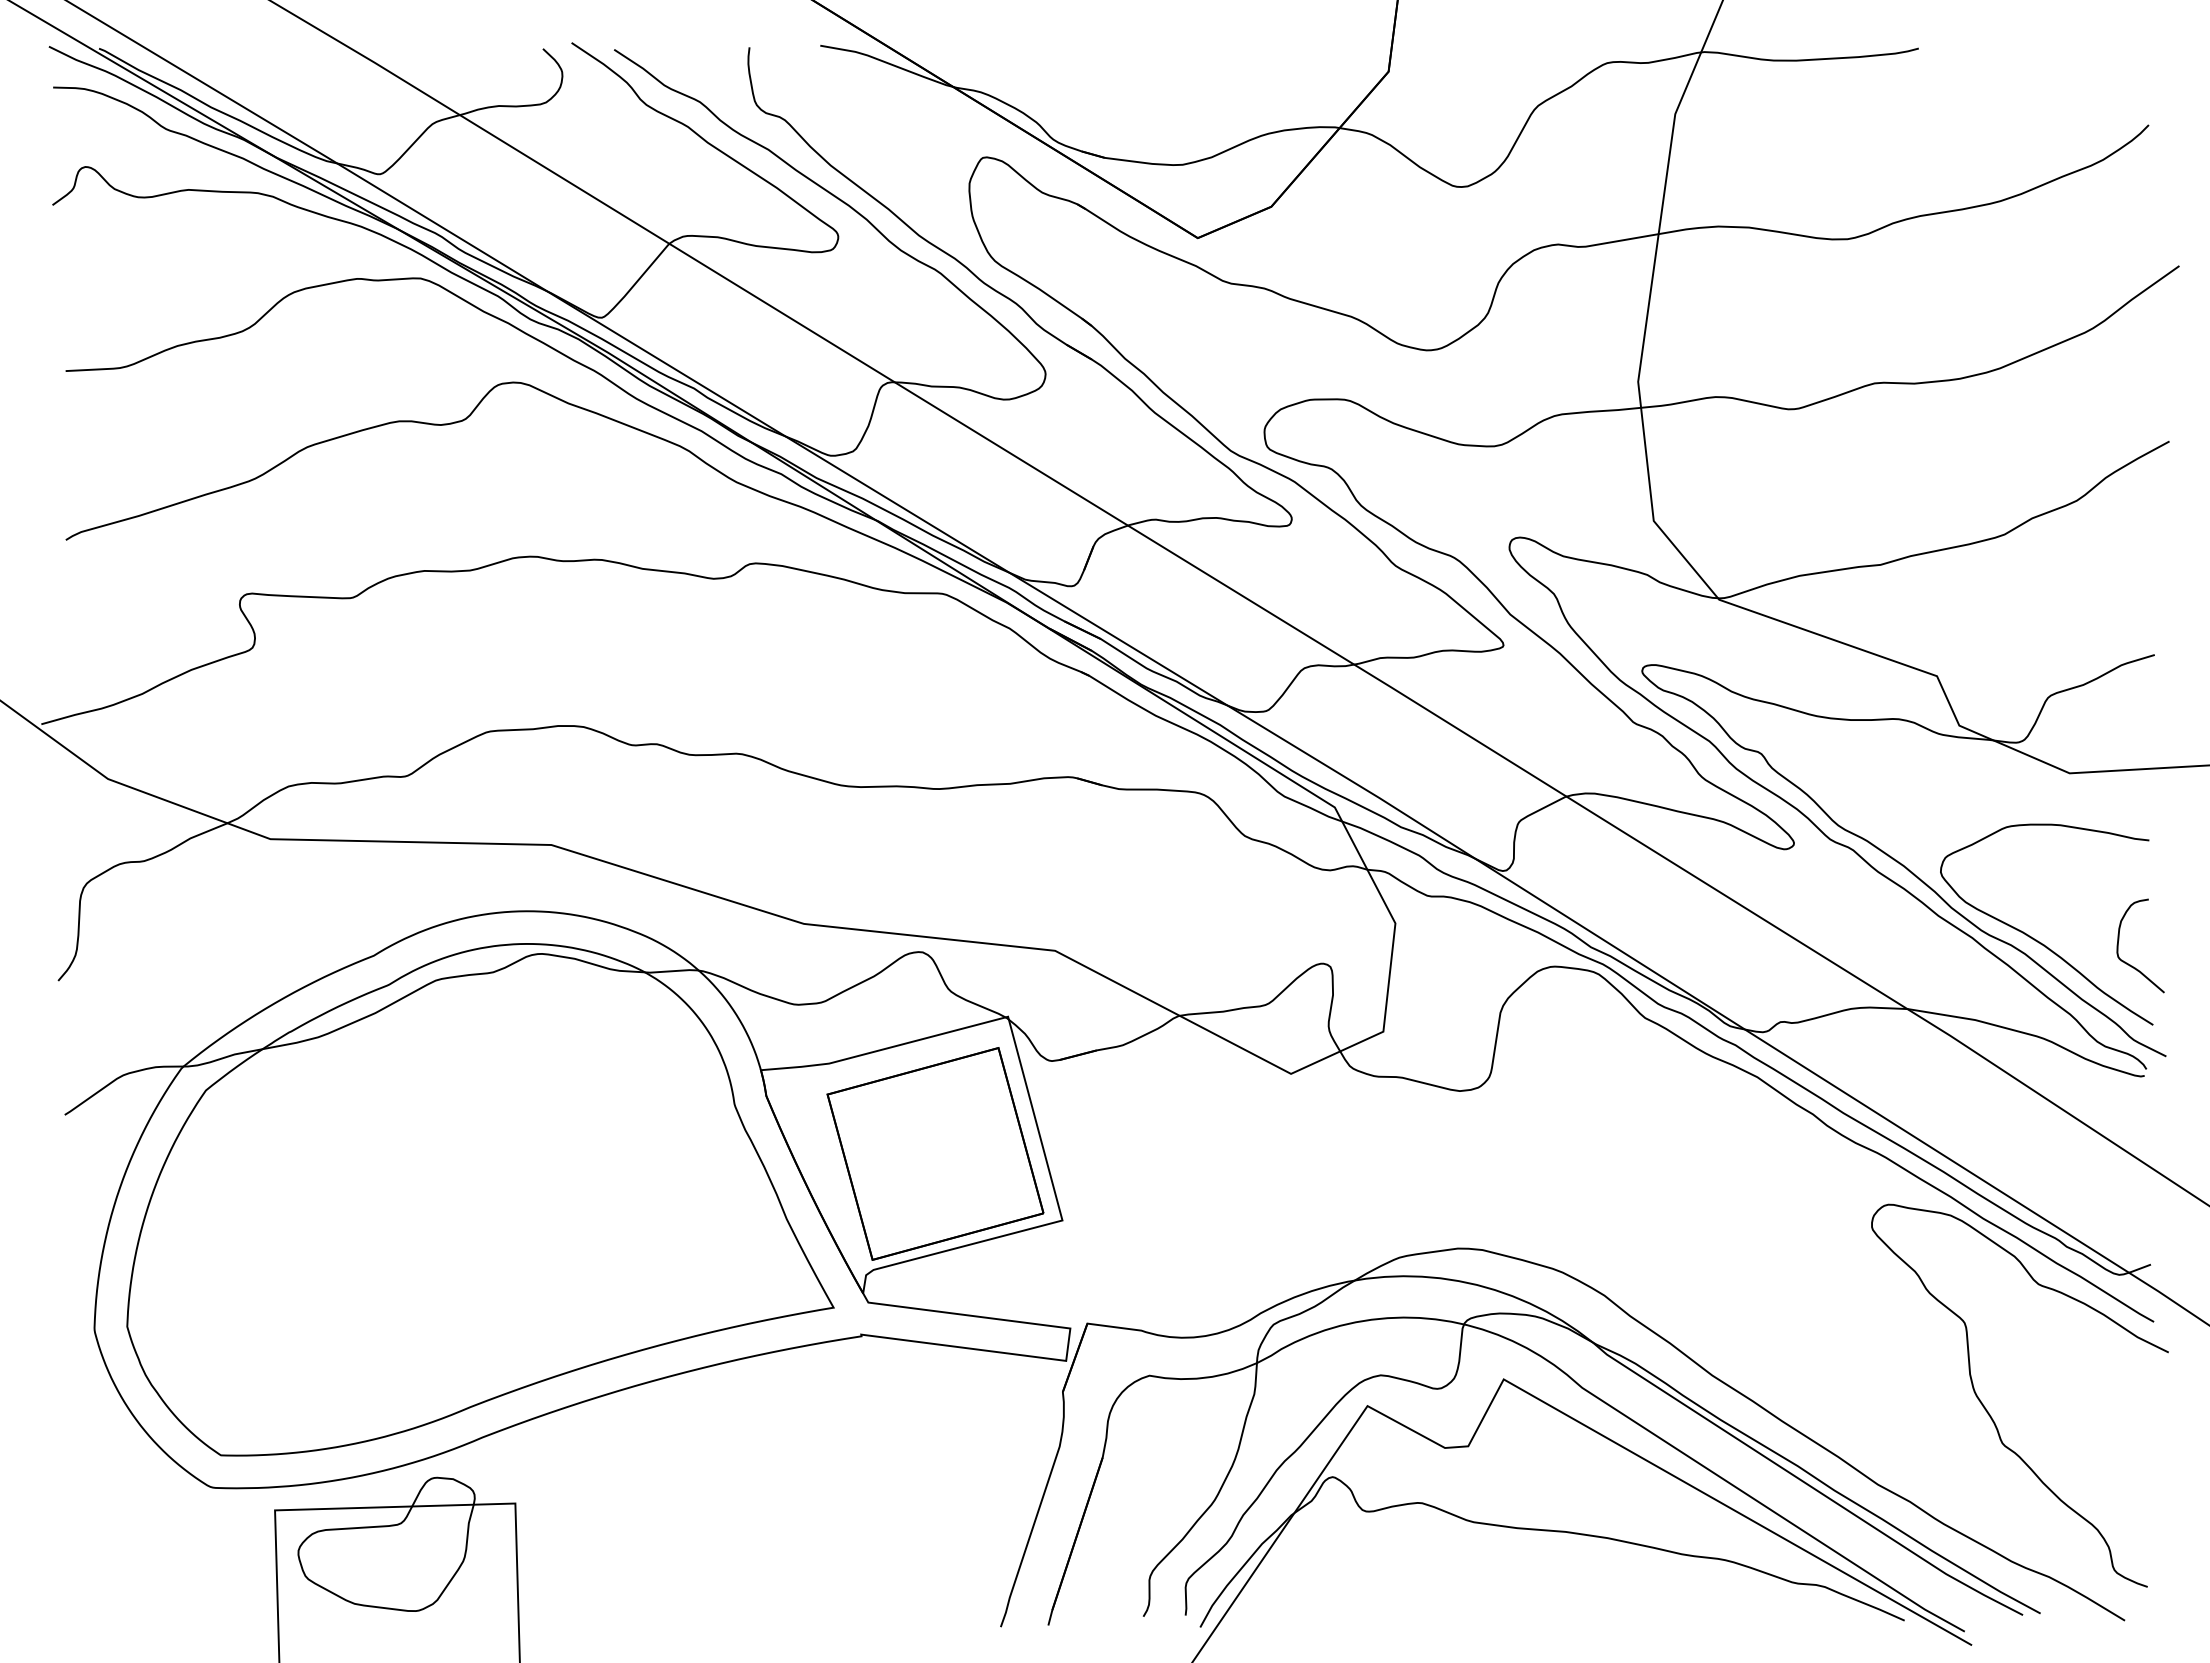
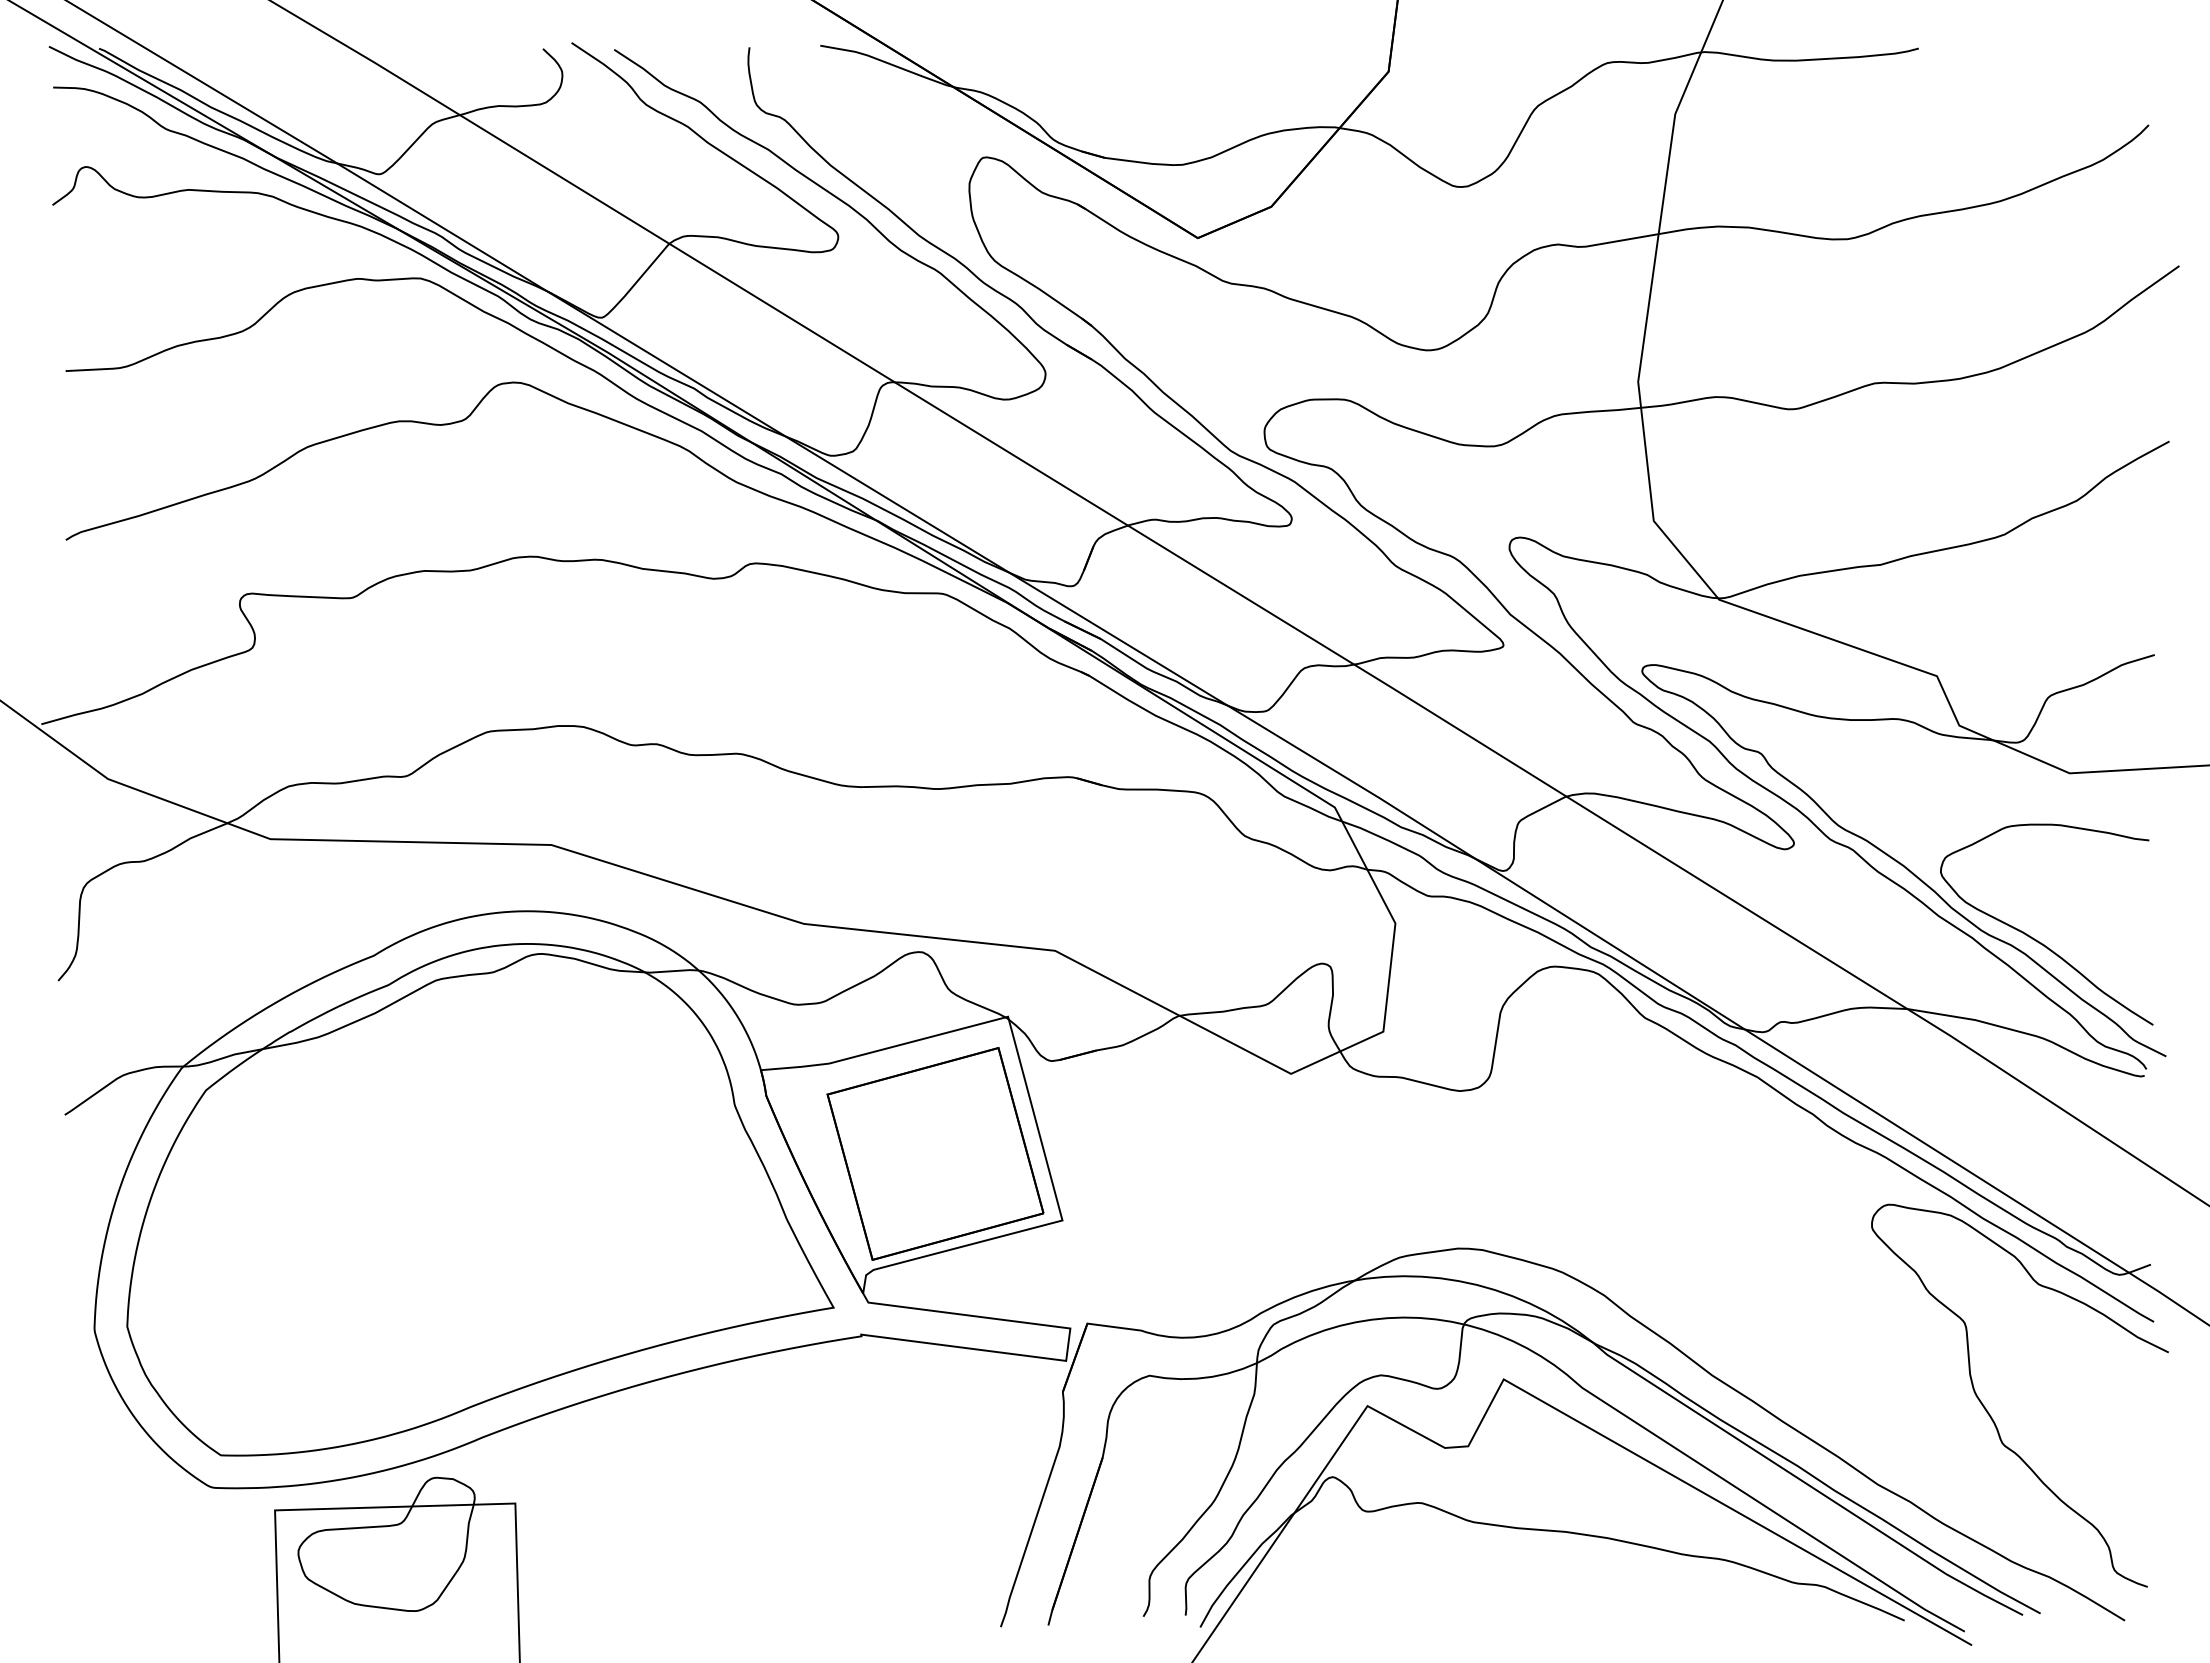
curve: present -> none (2127, 962)
